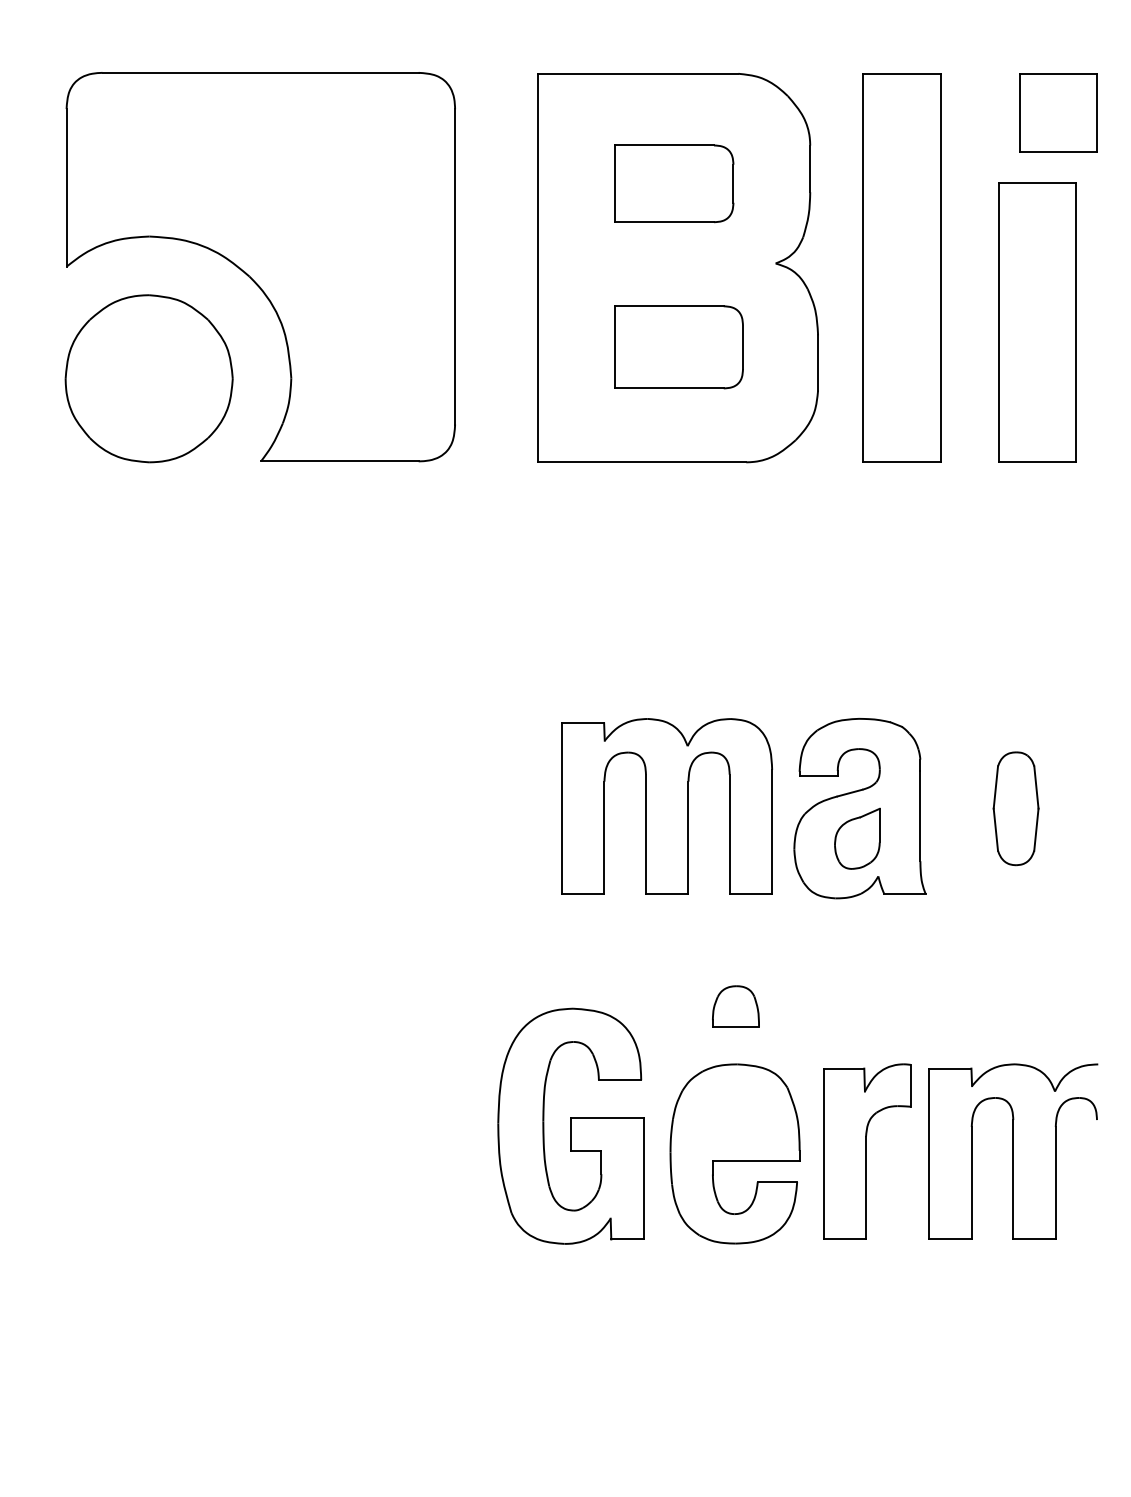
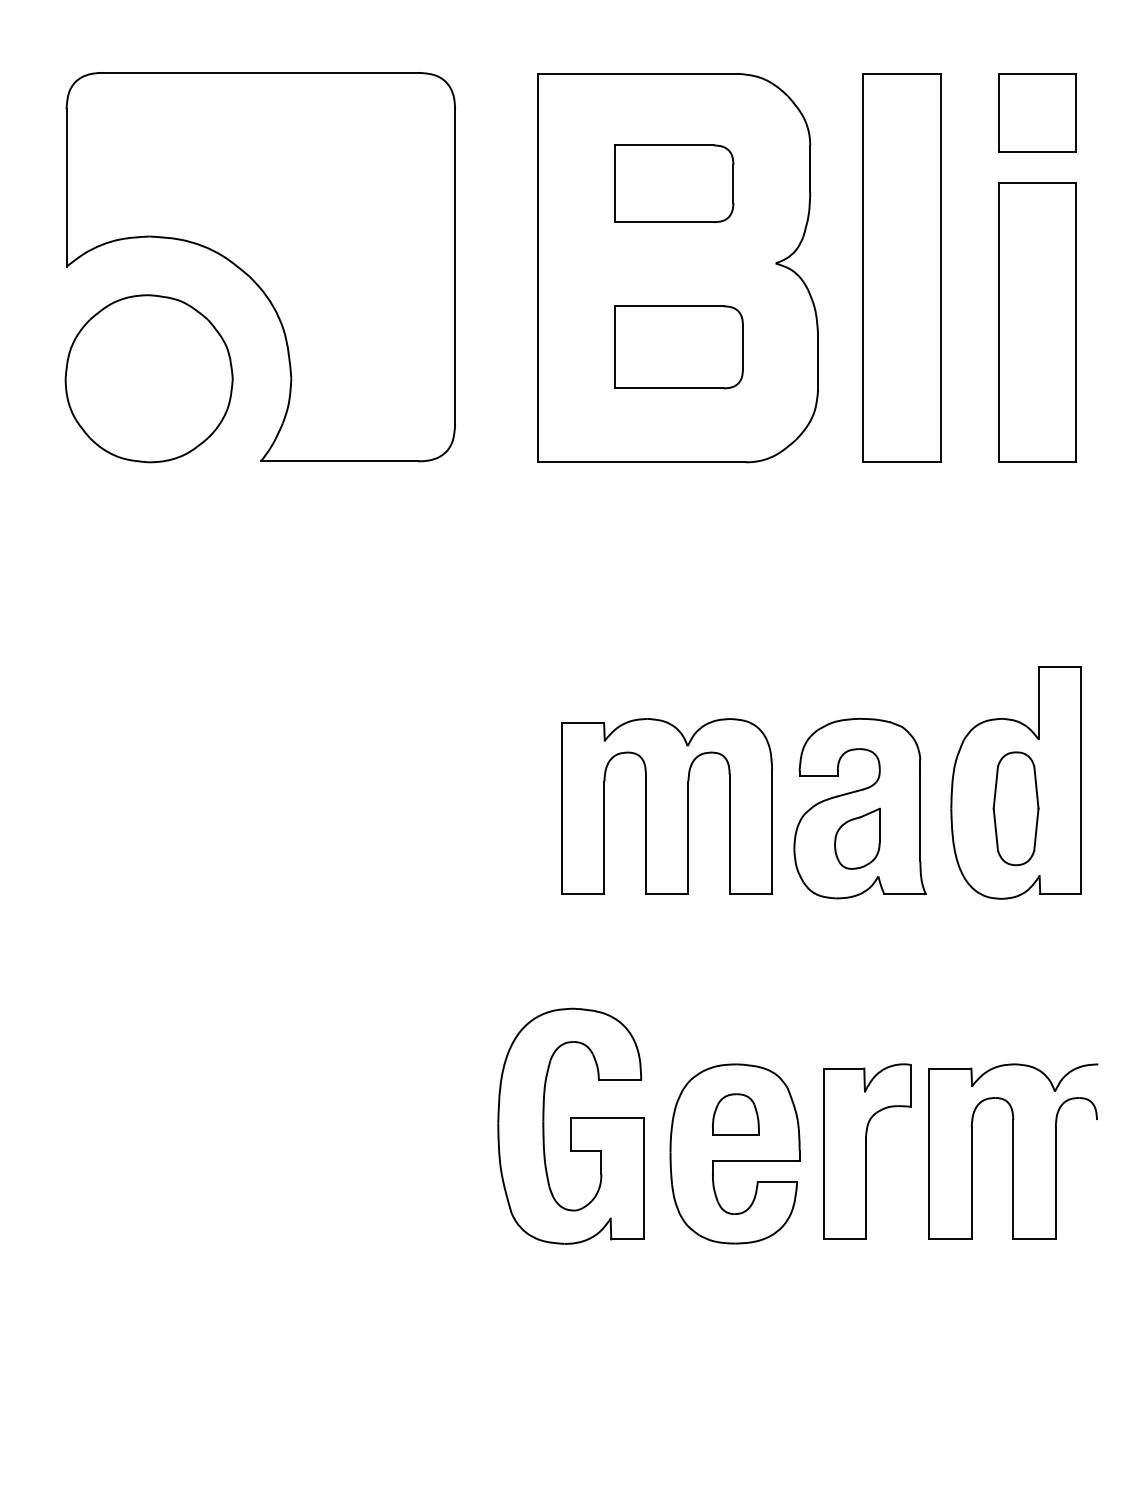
part position: (1058, 112) -> (1037, 112) (1037, 112)
part: none -> present (1015, 782)
part position: (735, 1006) -> (735, 1114) (735, 1114)
